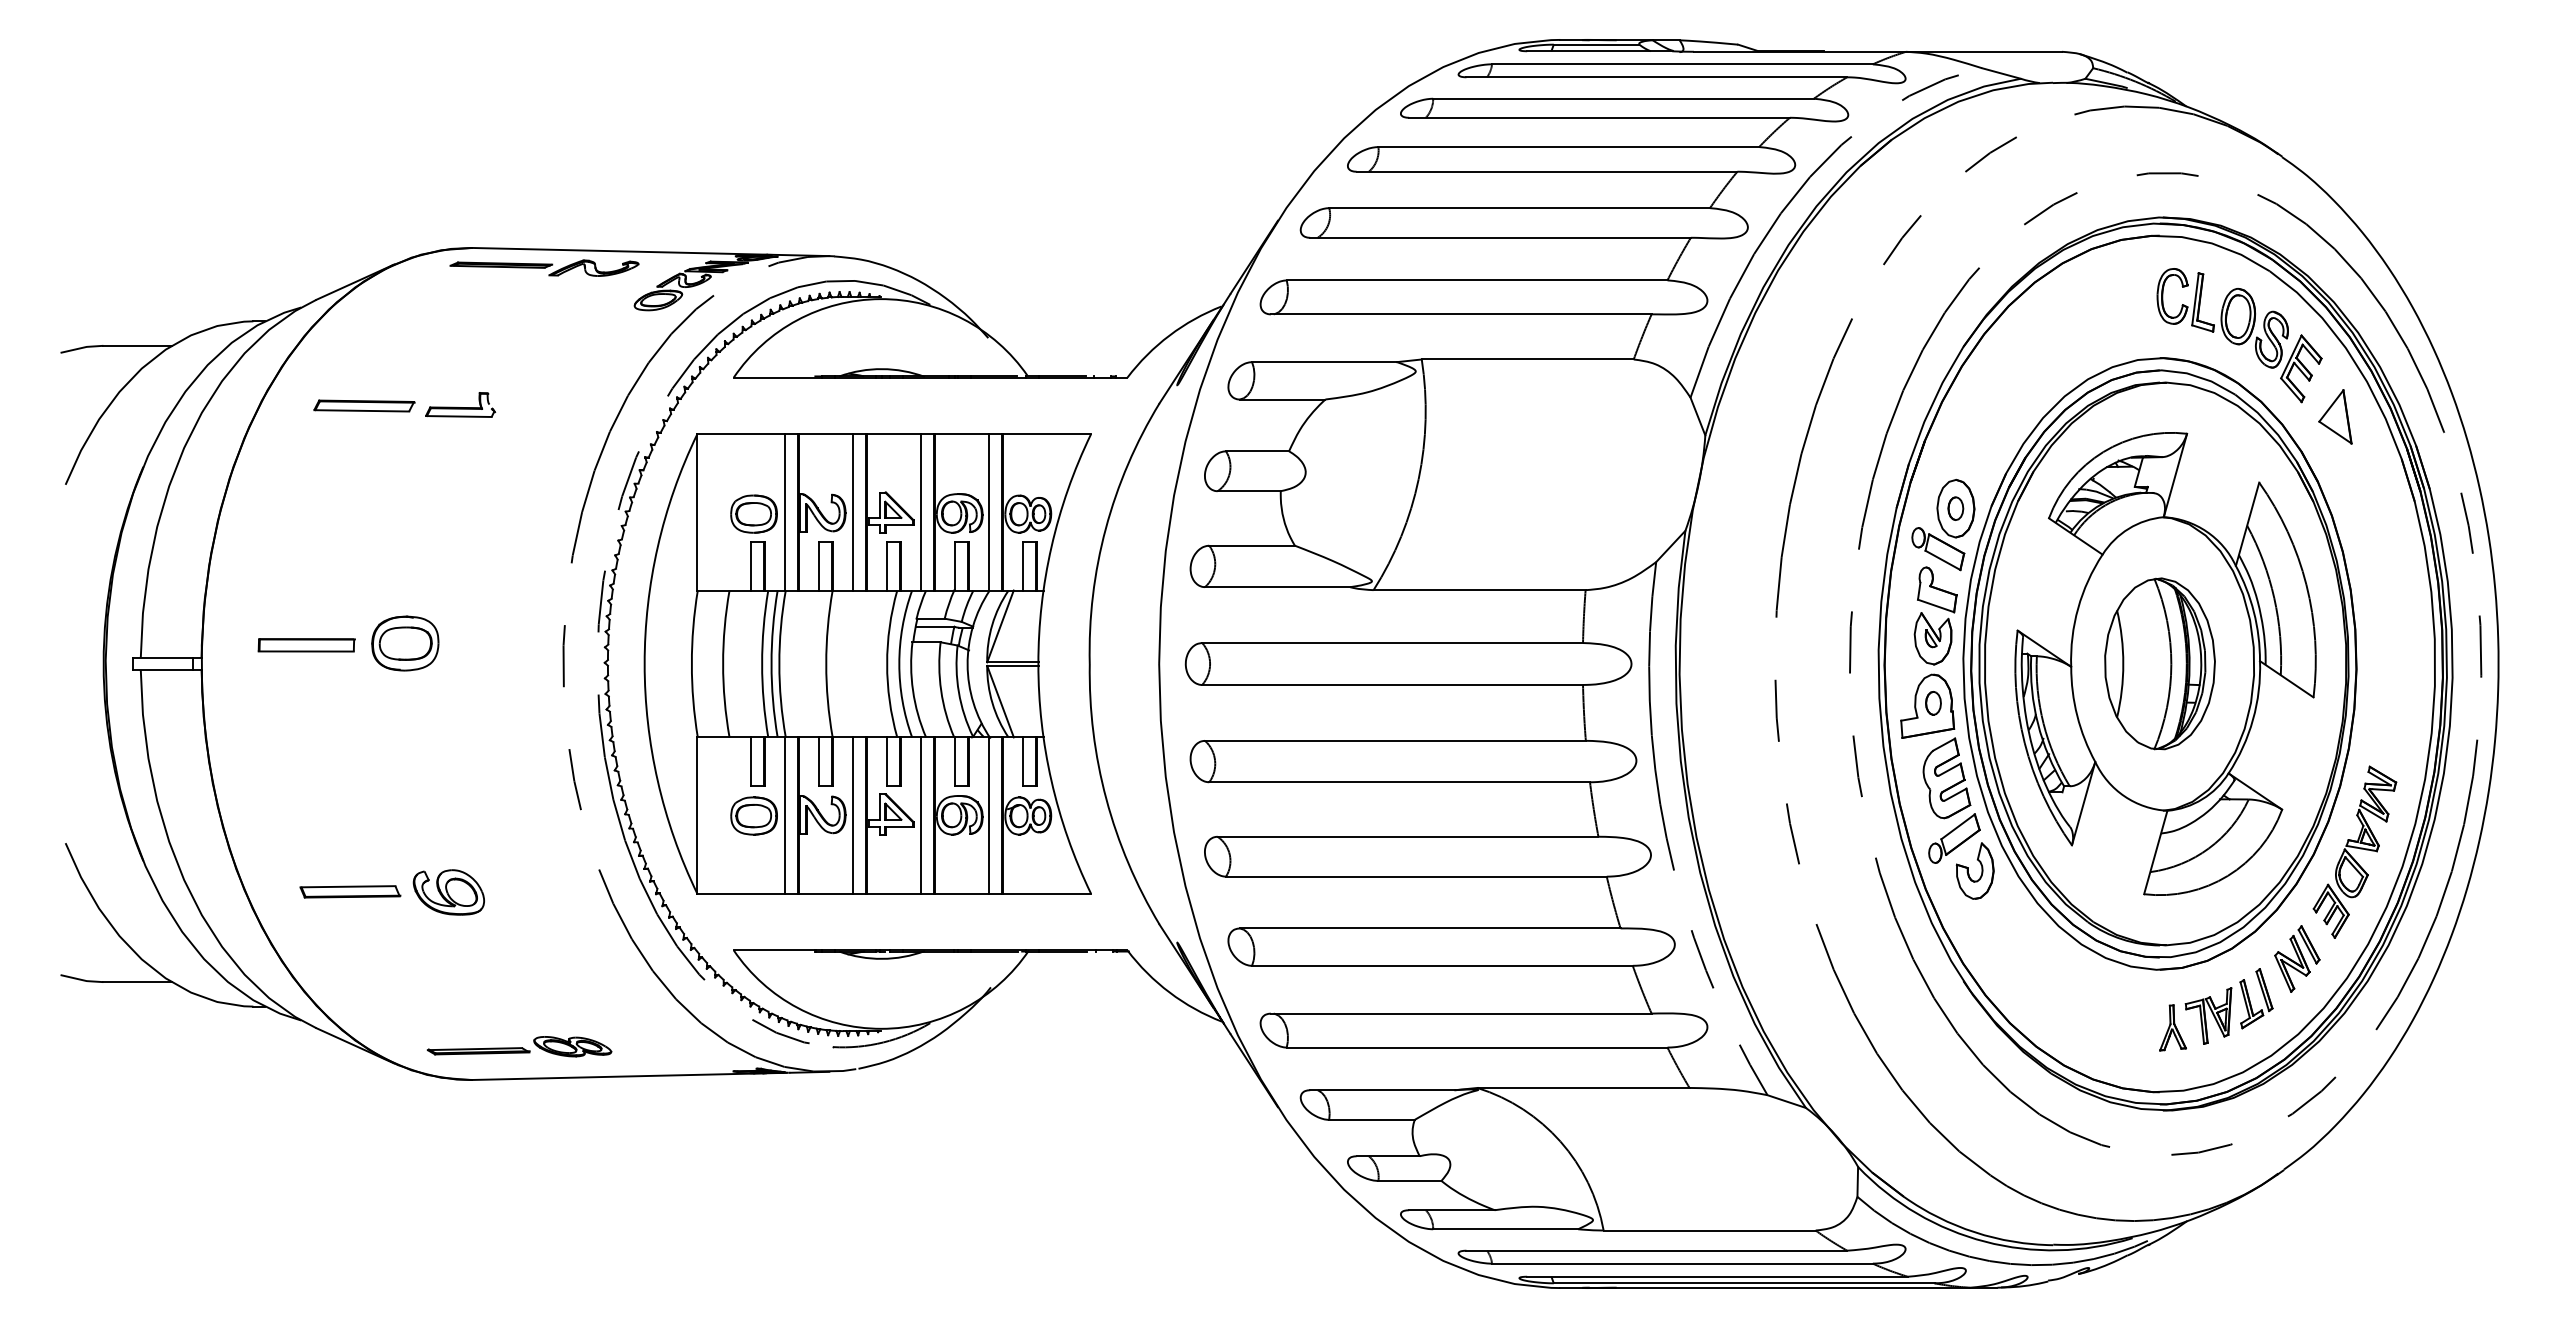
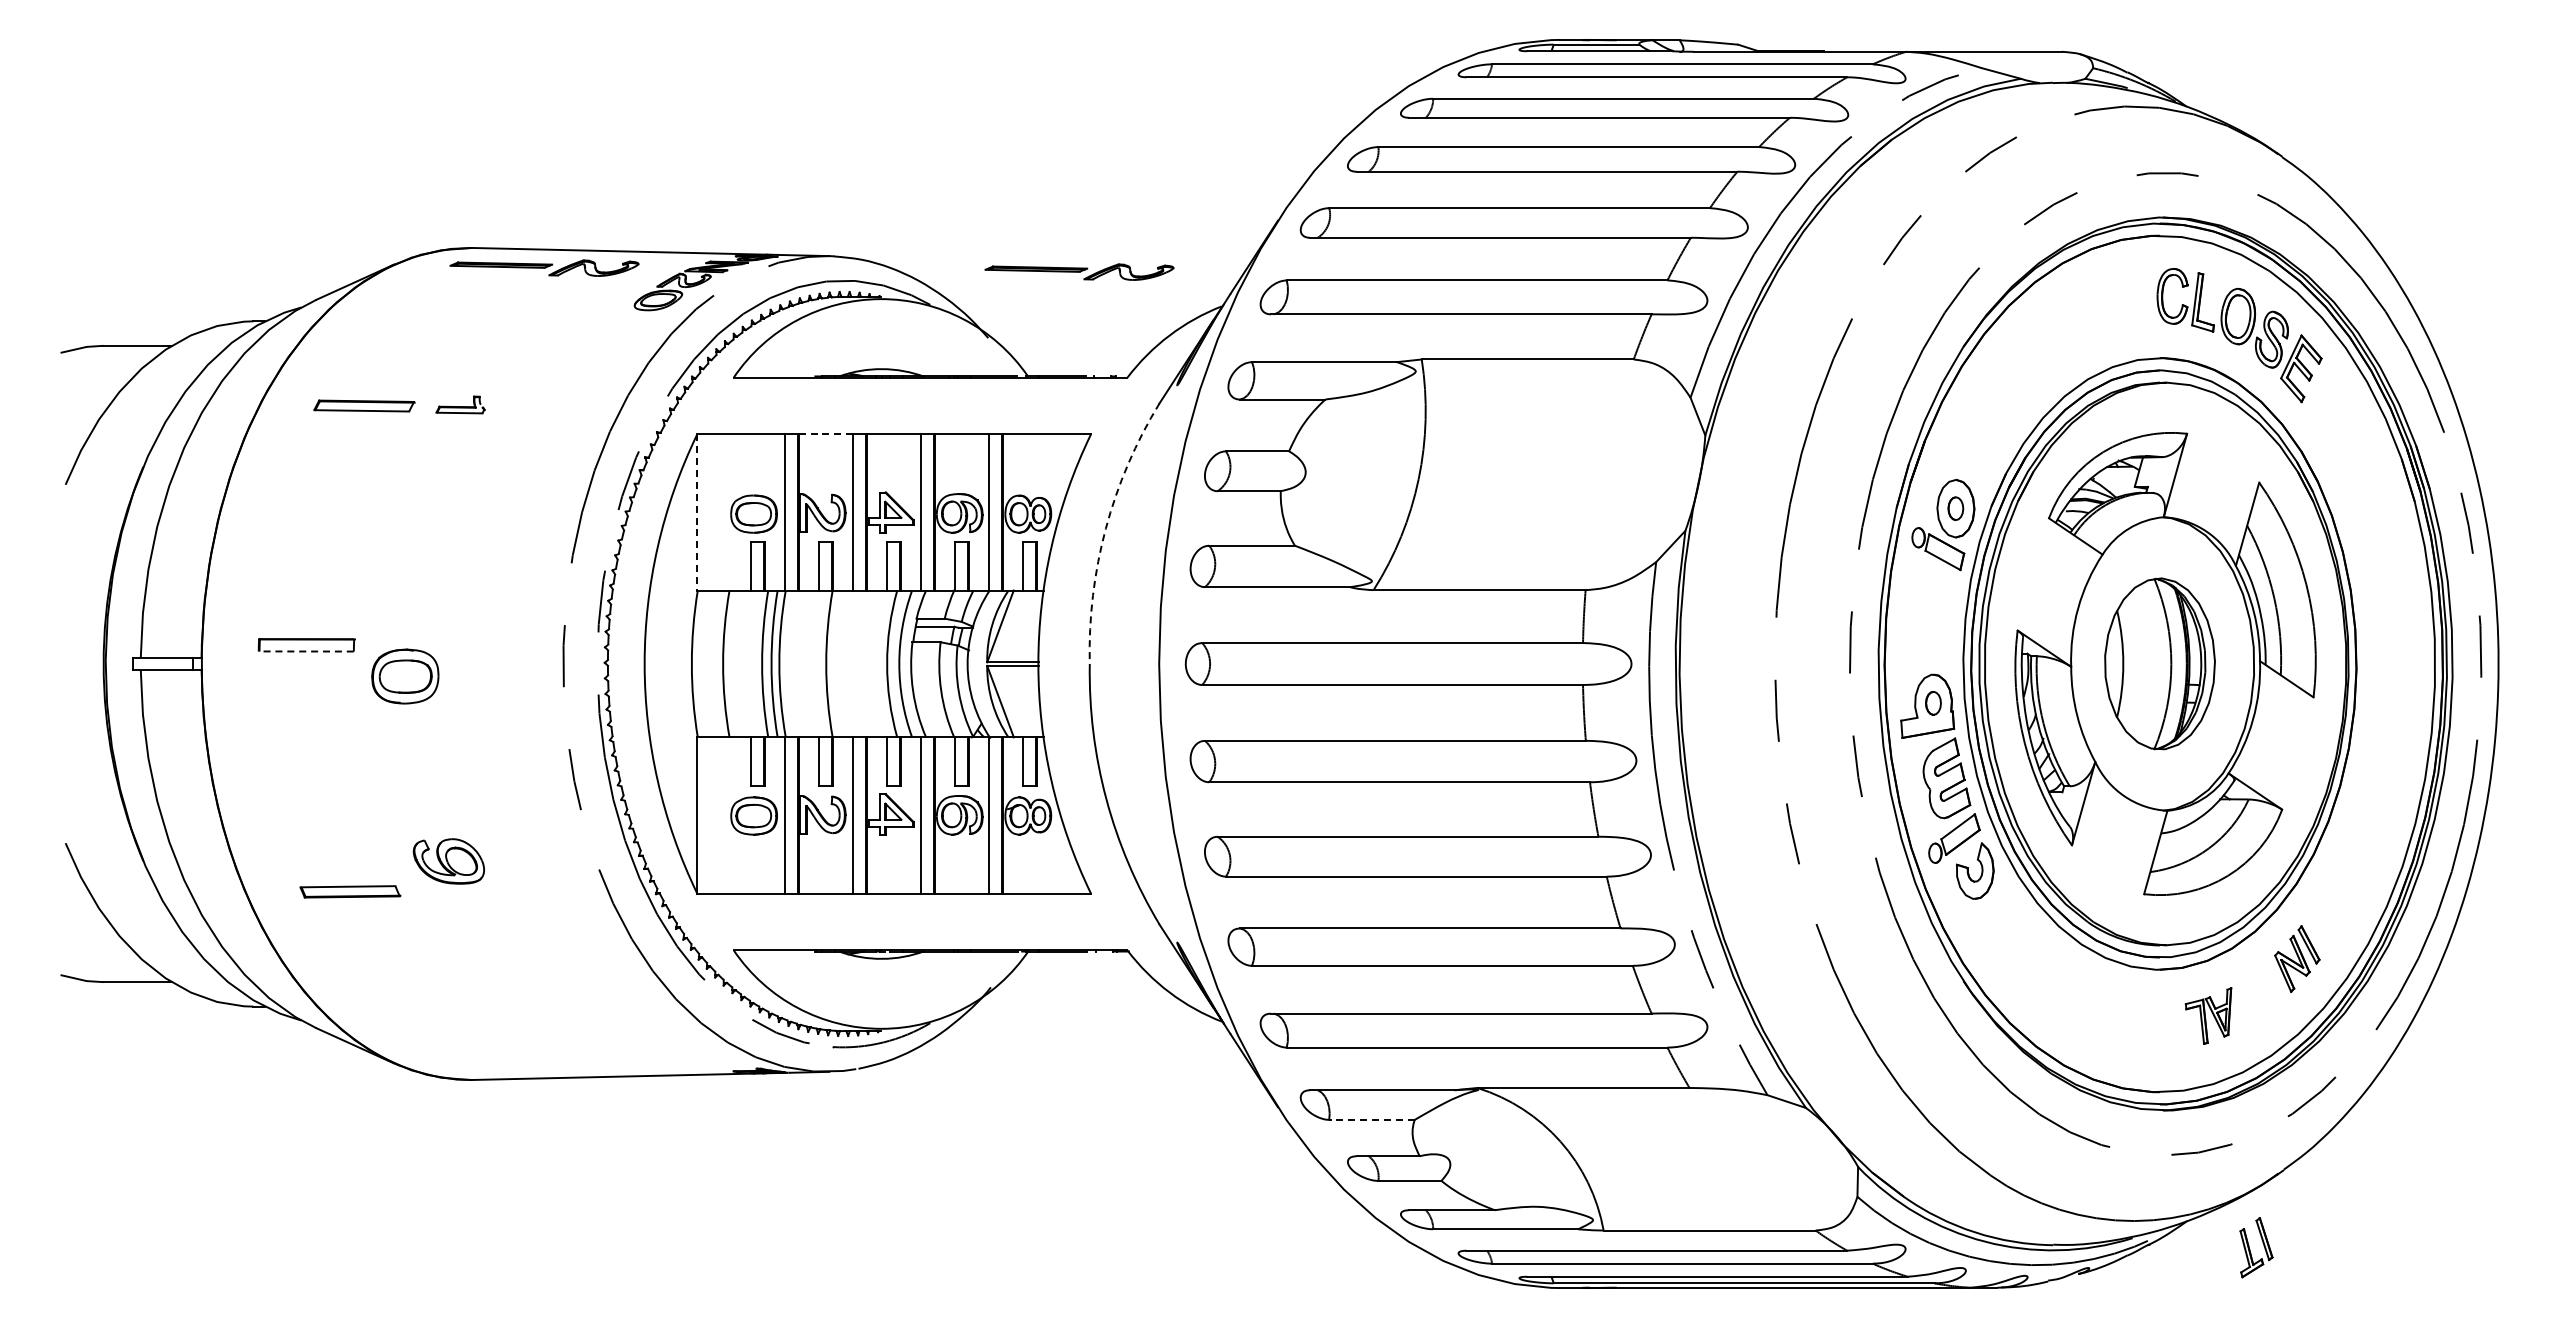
part: none -> present (1079, 271)
part size: 72x26 px -> 51x20 px (460, 404)
part: present -> none (2335, 416)
line: solid -> dashed (826, 434)
line: solid -> dashed (697, 512)
arc: solid -> dashed (1105, 528)
part: present -> none (1936, 607)
part position: (405, 643) -> (405, 676) (405, 676)
line: solid -> dashed (306, 651)
part: present -> none (2354, 851)
part position: (448, 892) -> (448, 861) (448, 861)
part position: (2250, 1000) -> (2250, 1249) (2250, 1249)
part: present -> none (2172, 1027)
part: present -> none (519, 1046)
line: solid -> dashed (1371, 1119)
